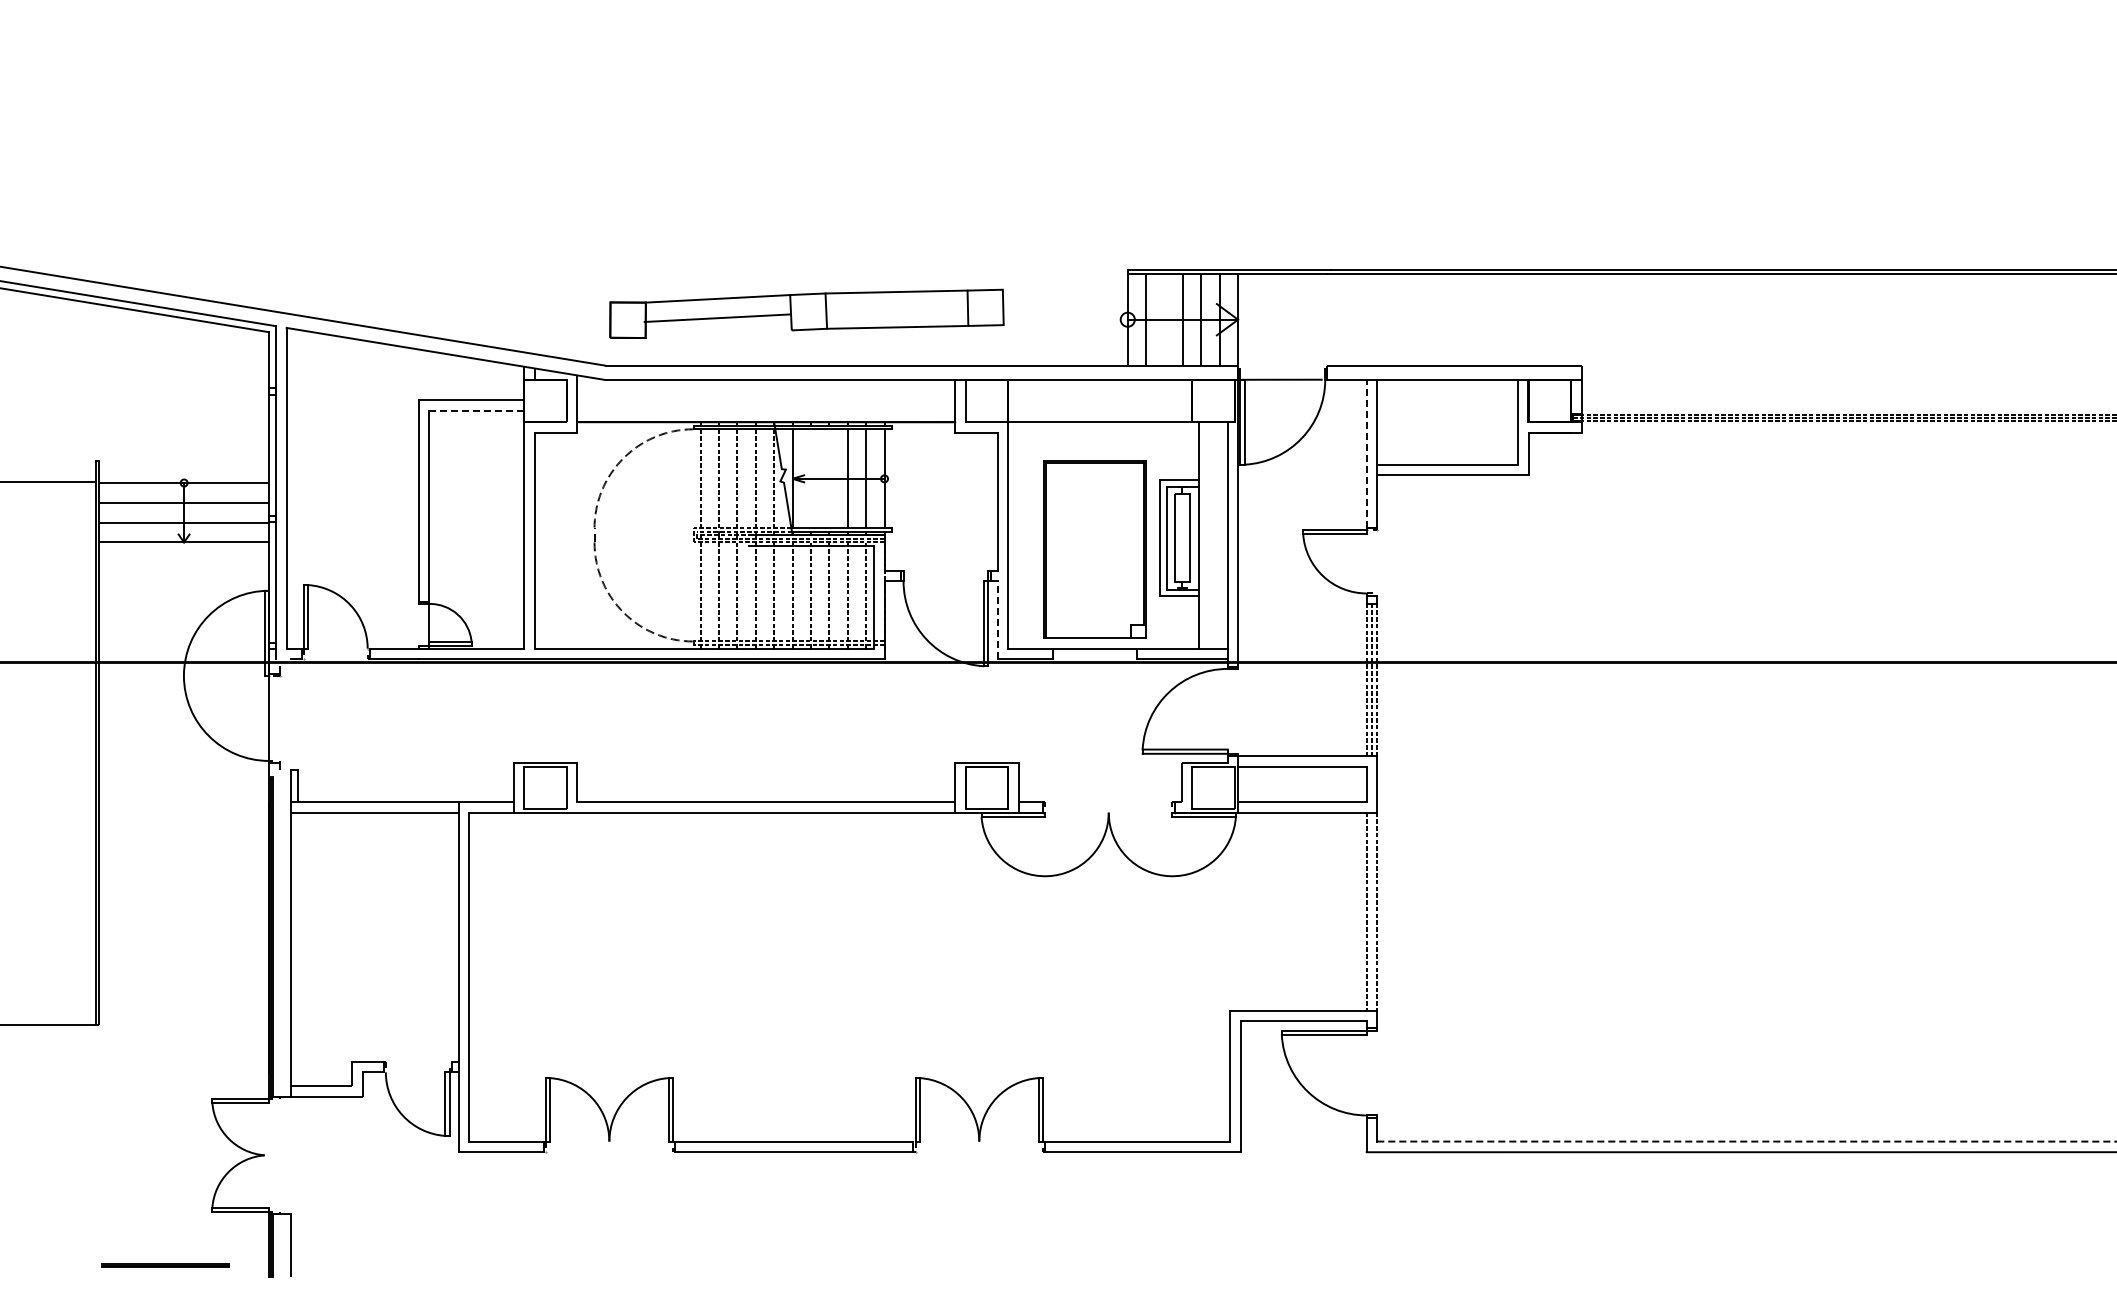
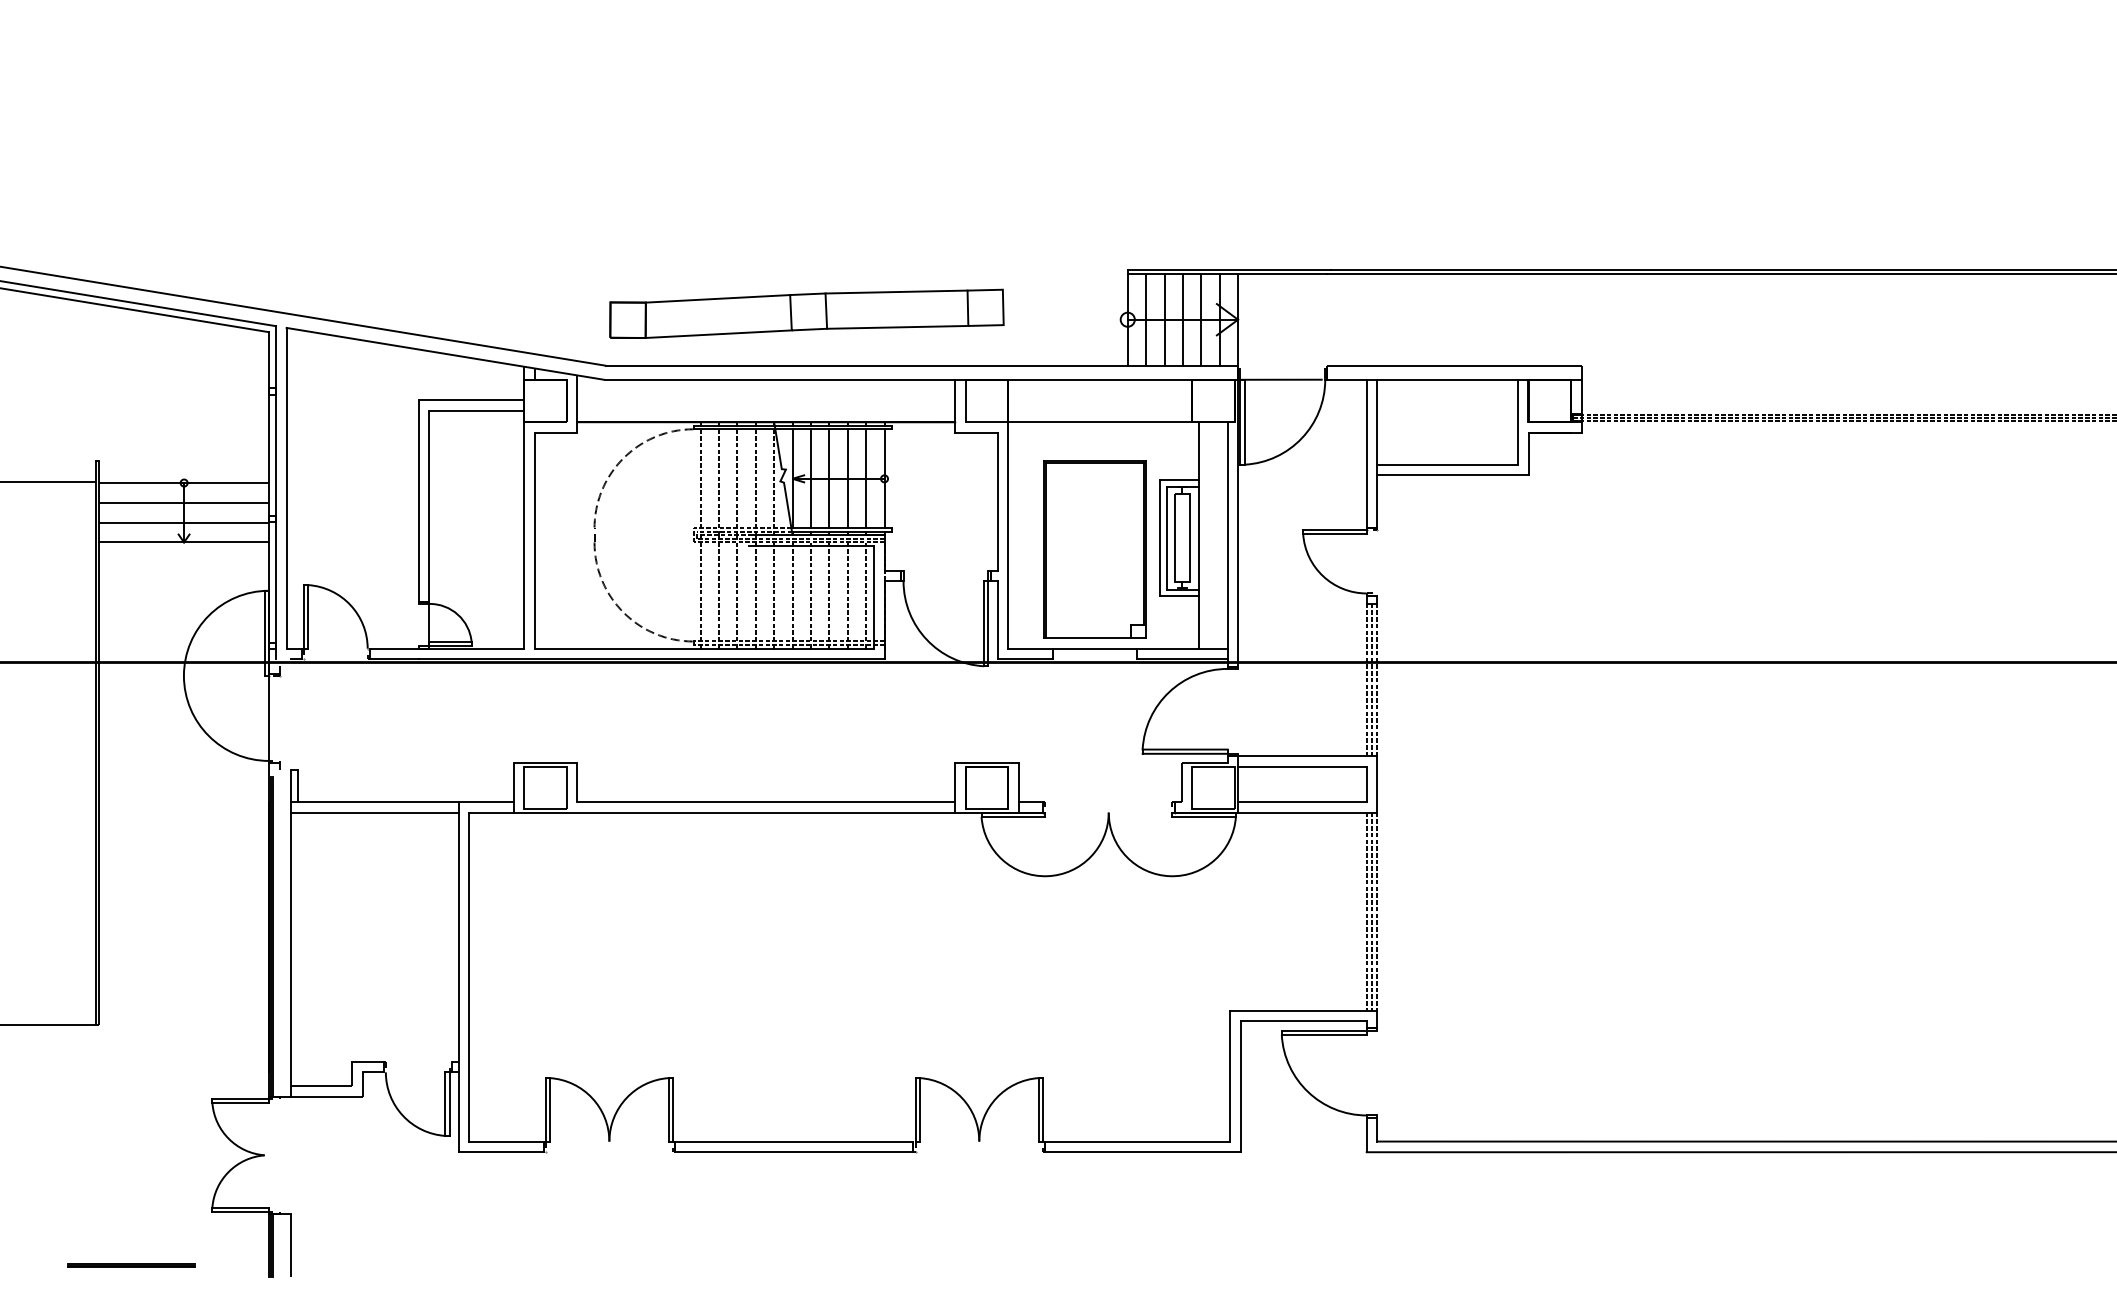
line position: (717, 317) -> (718, 333) (718, 333)
line: none -> present (1164, 319)
line: dashed -> solid (476, 410)
line: dashed -> solid (1366, 453)
line: none -> present (810, 478)
line: none -> present (829, 478)
line: dashed -> solid (997, 620)
line: none -> present (1372, 911)
line: dashed -> solid (1747, 1141)
line position: (165, 1265) -> (131, 1265) (131, 1265)
